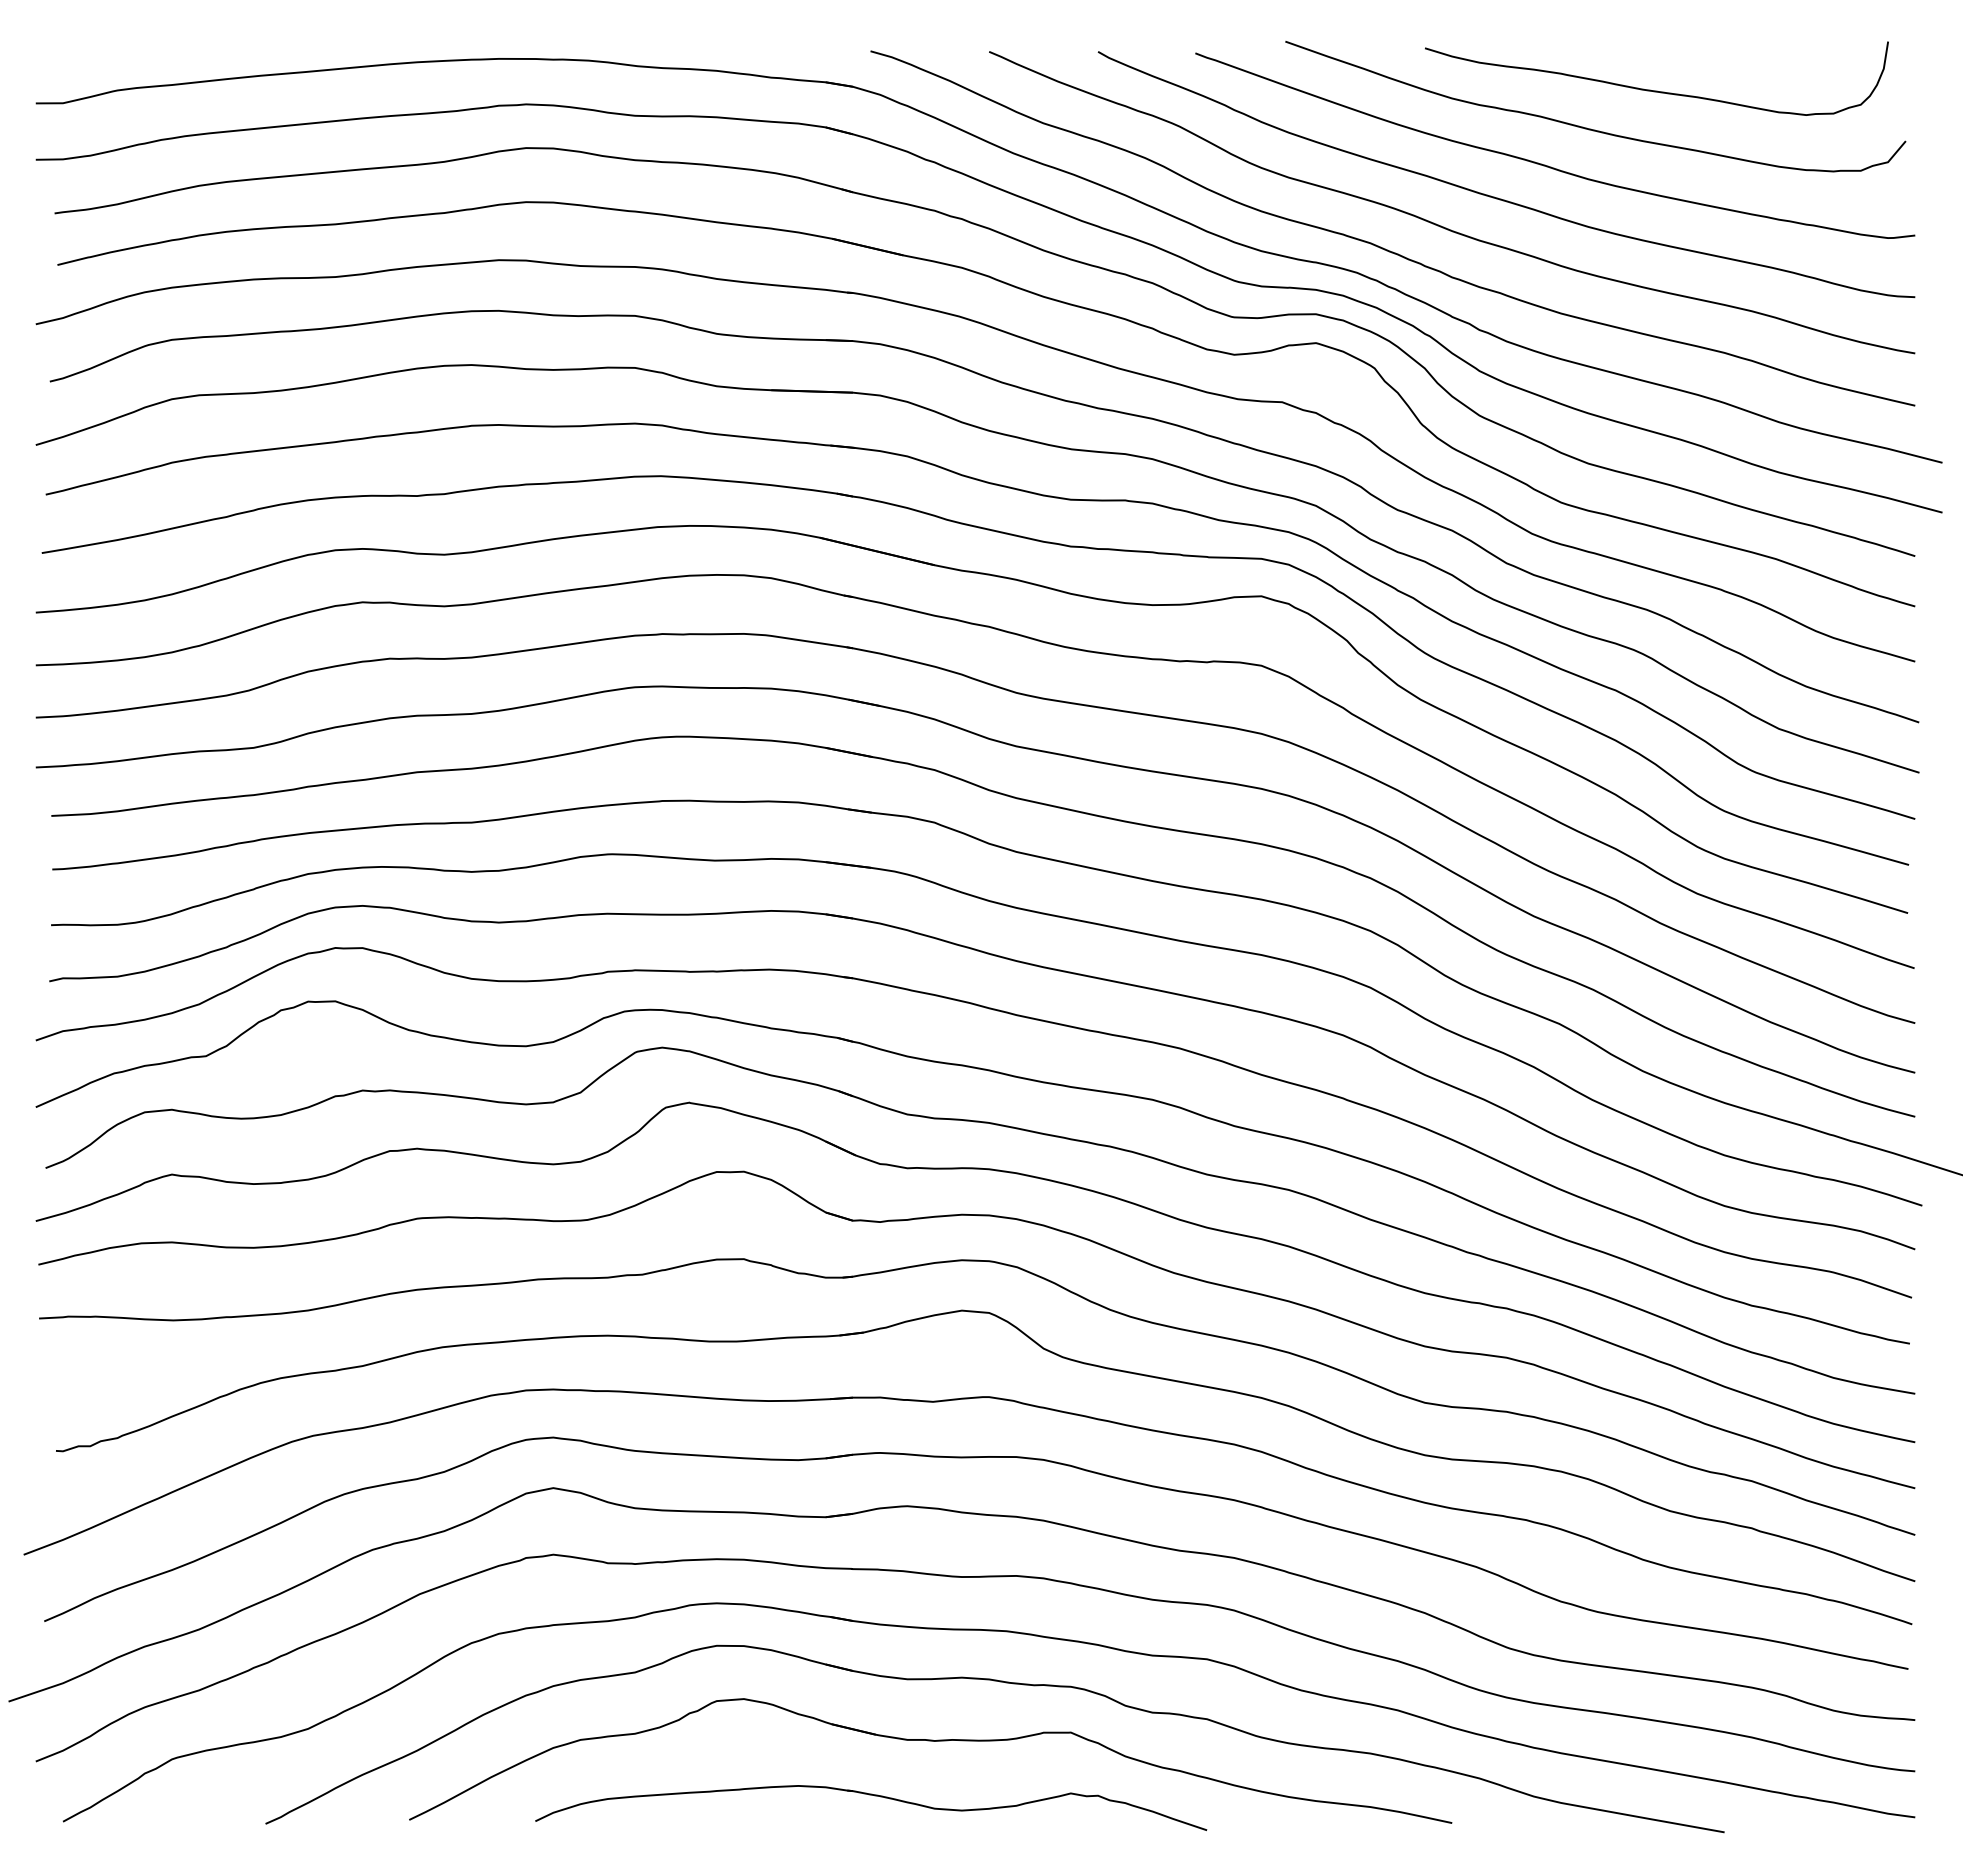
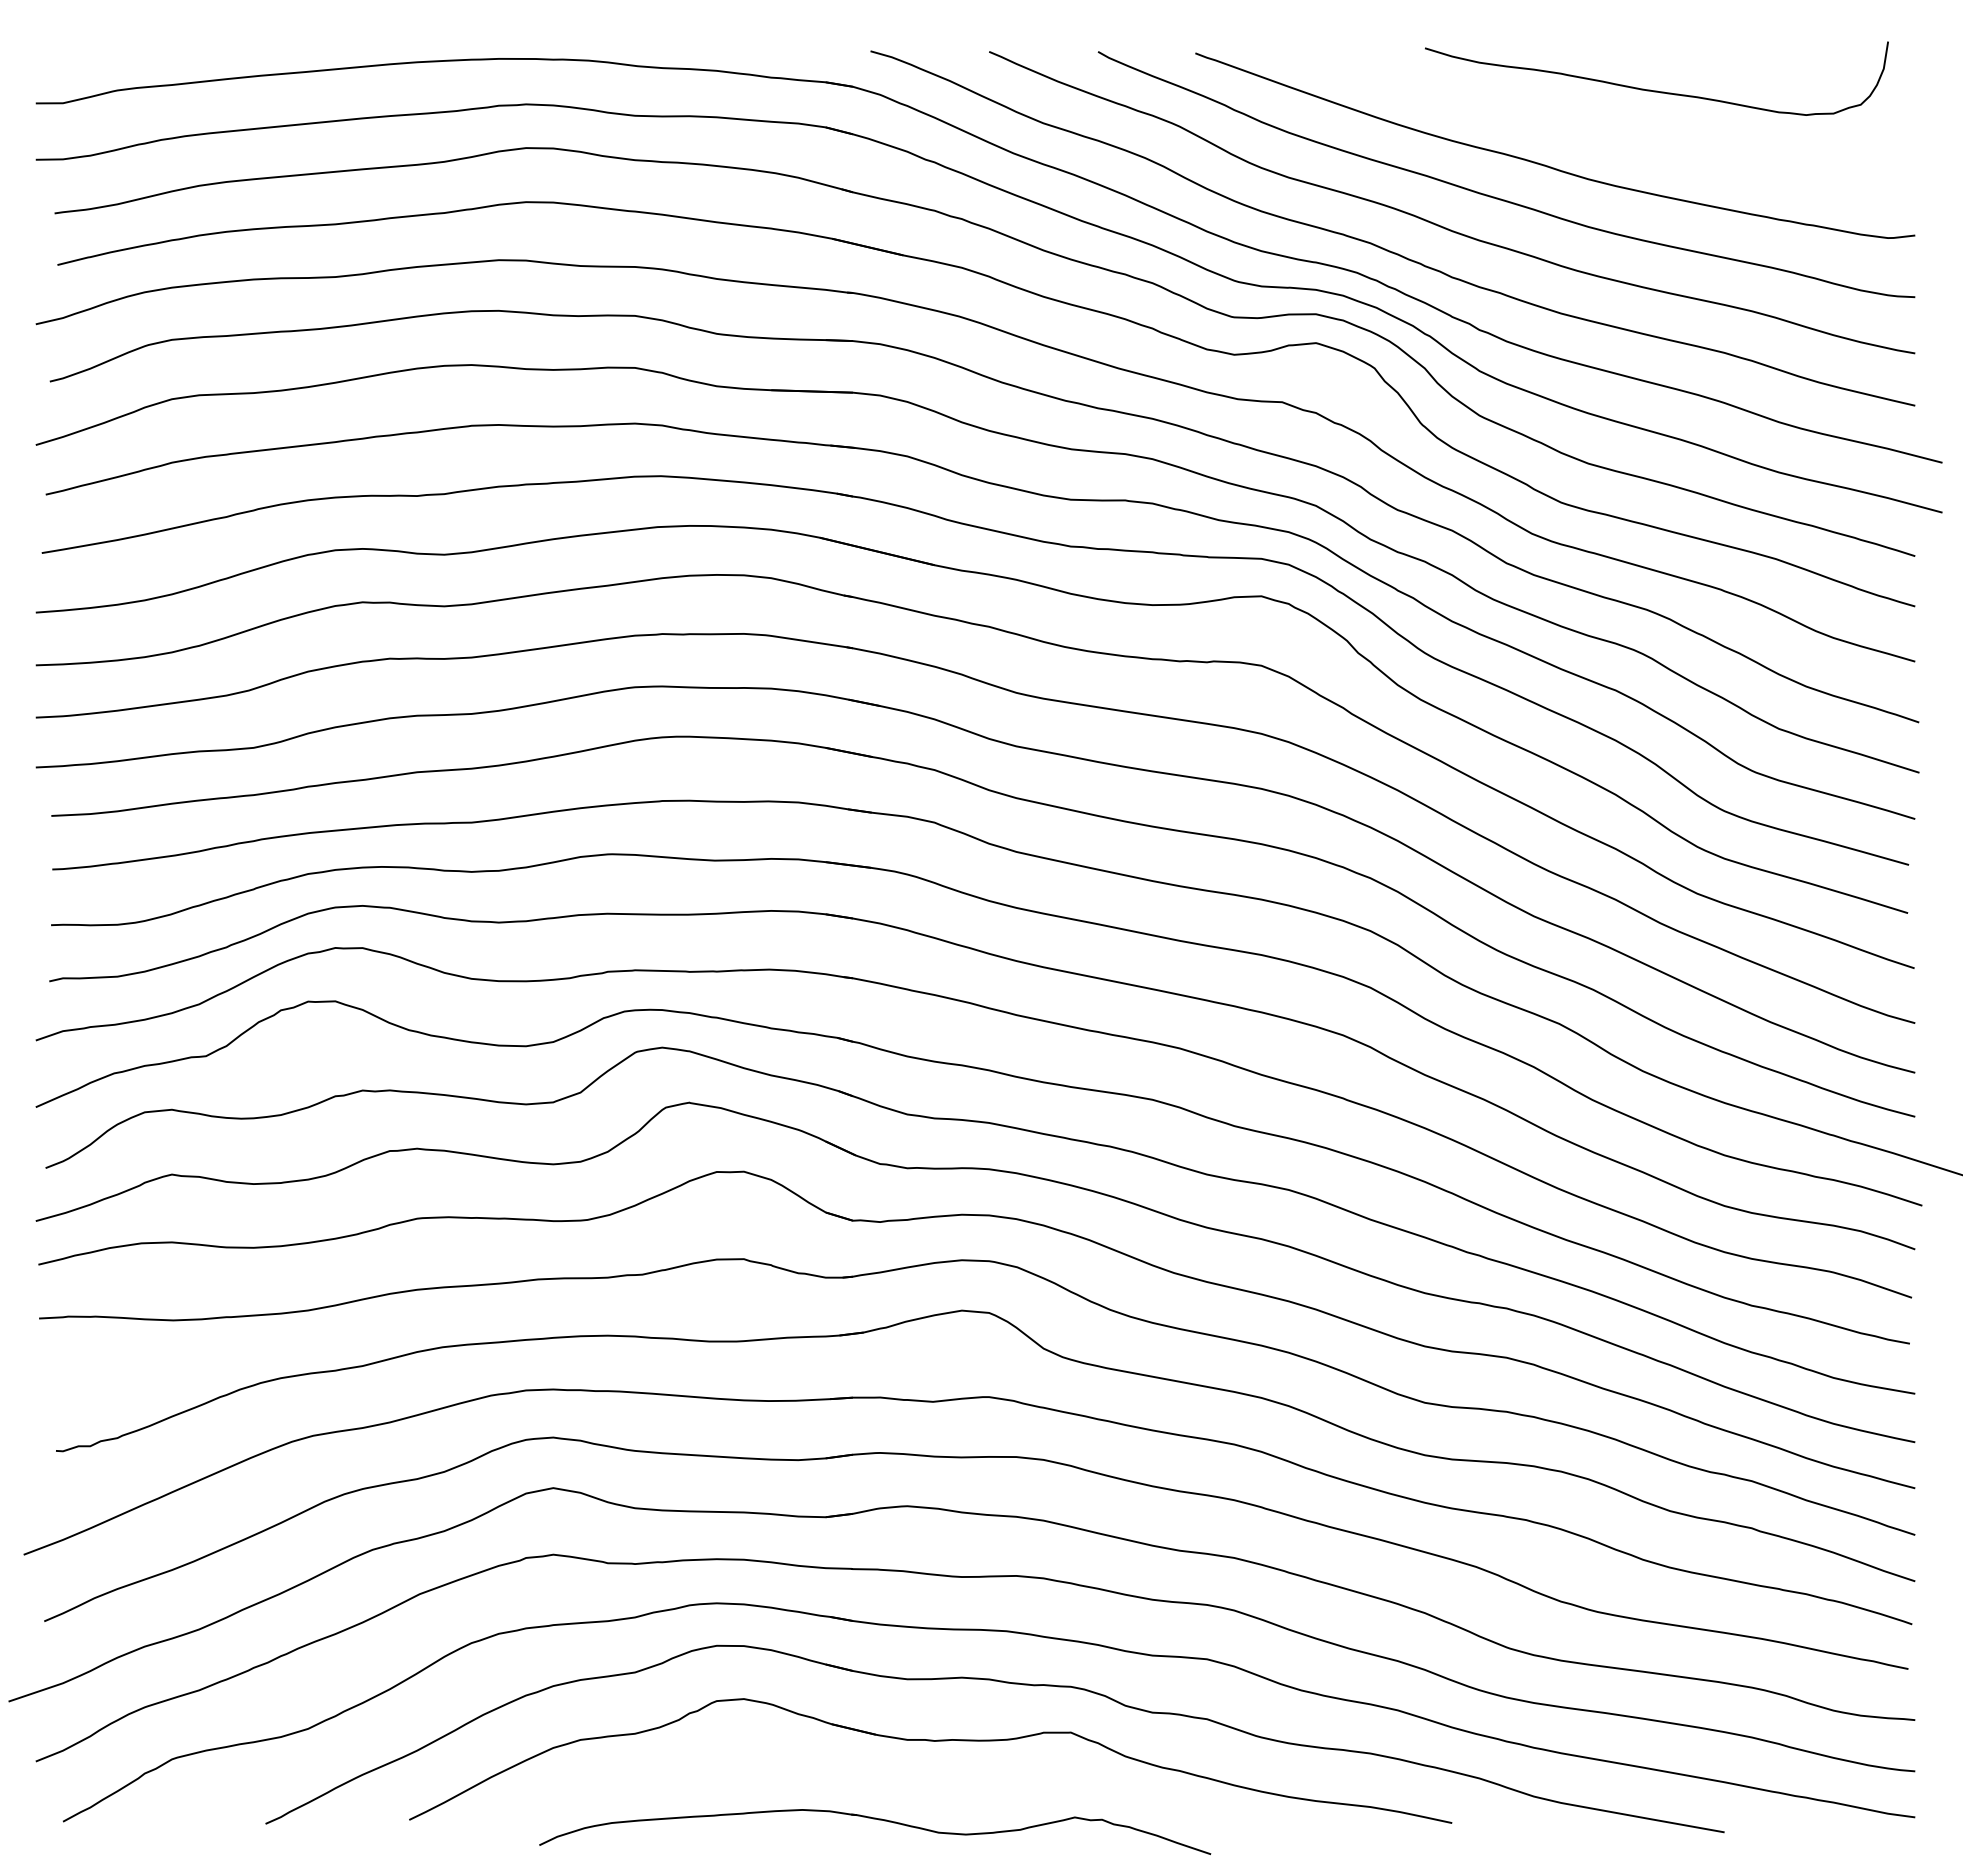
curve: present -> none (1590, 128)
part position: (874, 1796) -> (878, 1820) (878, 1820)
